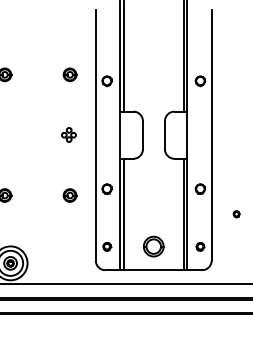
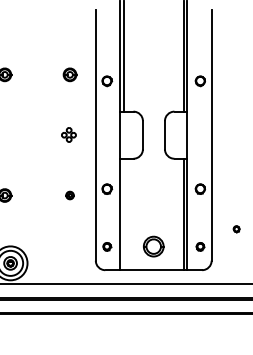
part size: 16x15 px -> 10x11 px (69, 195)
line: present -> none (124, 214)
part position: (236, 214) -> (236, 229) (236, 229)
